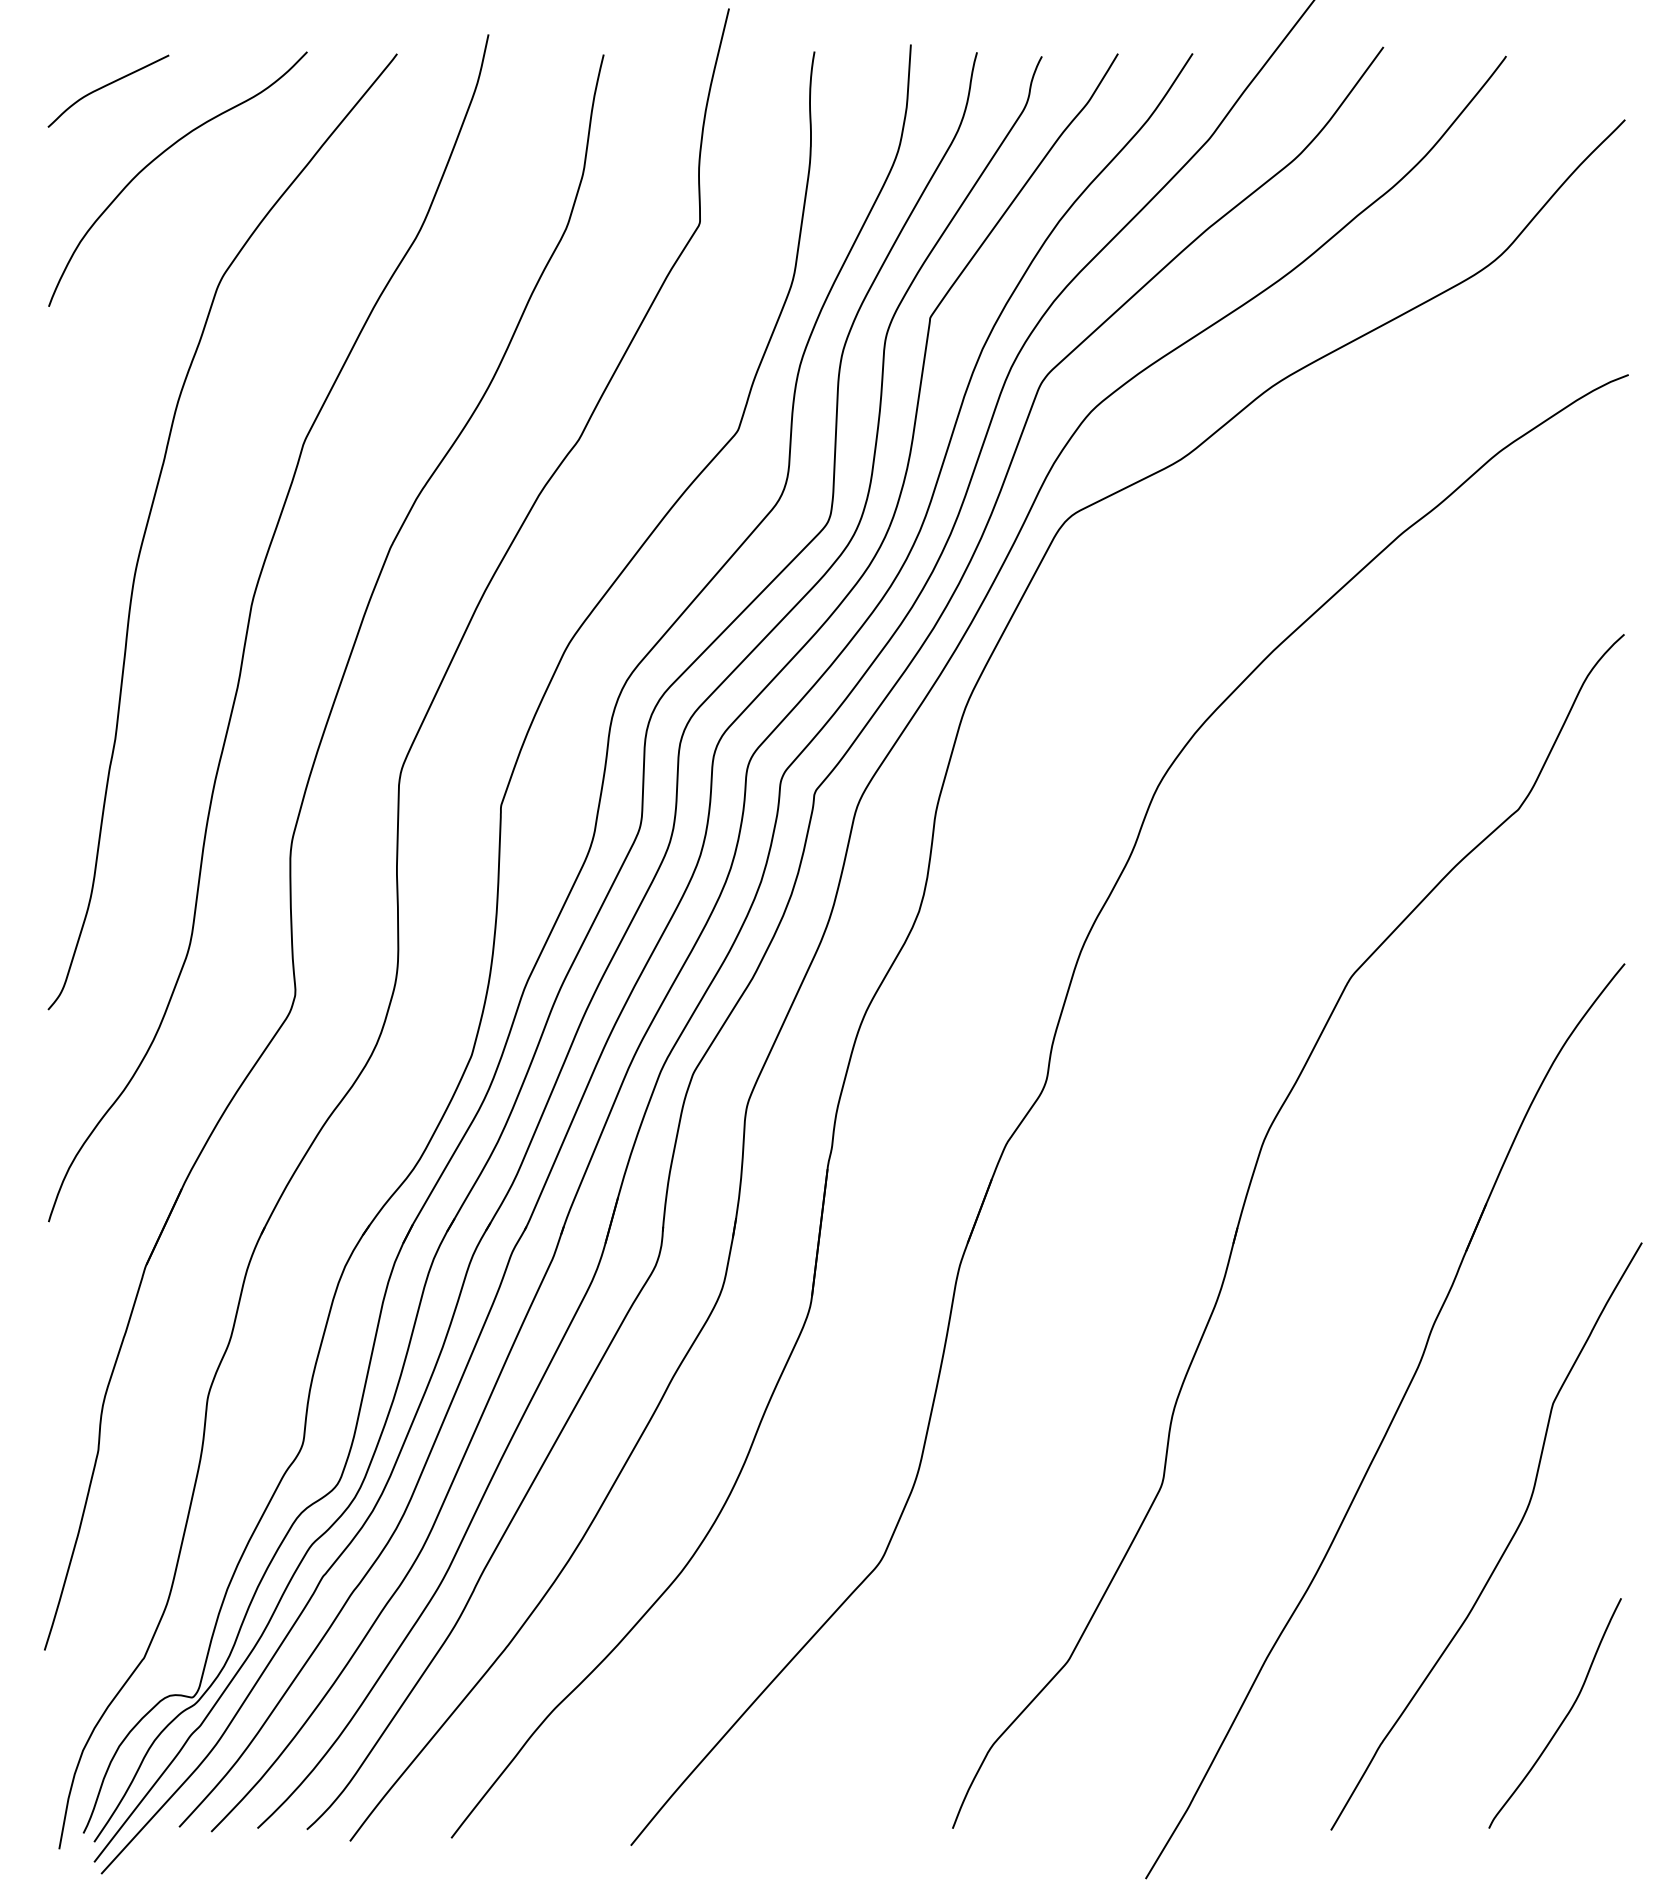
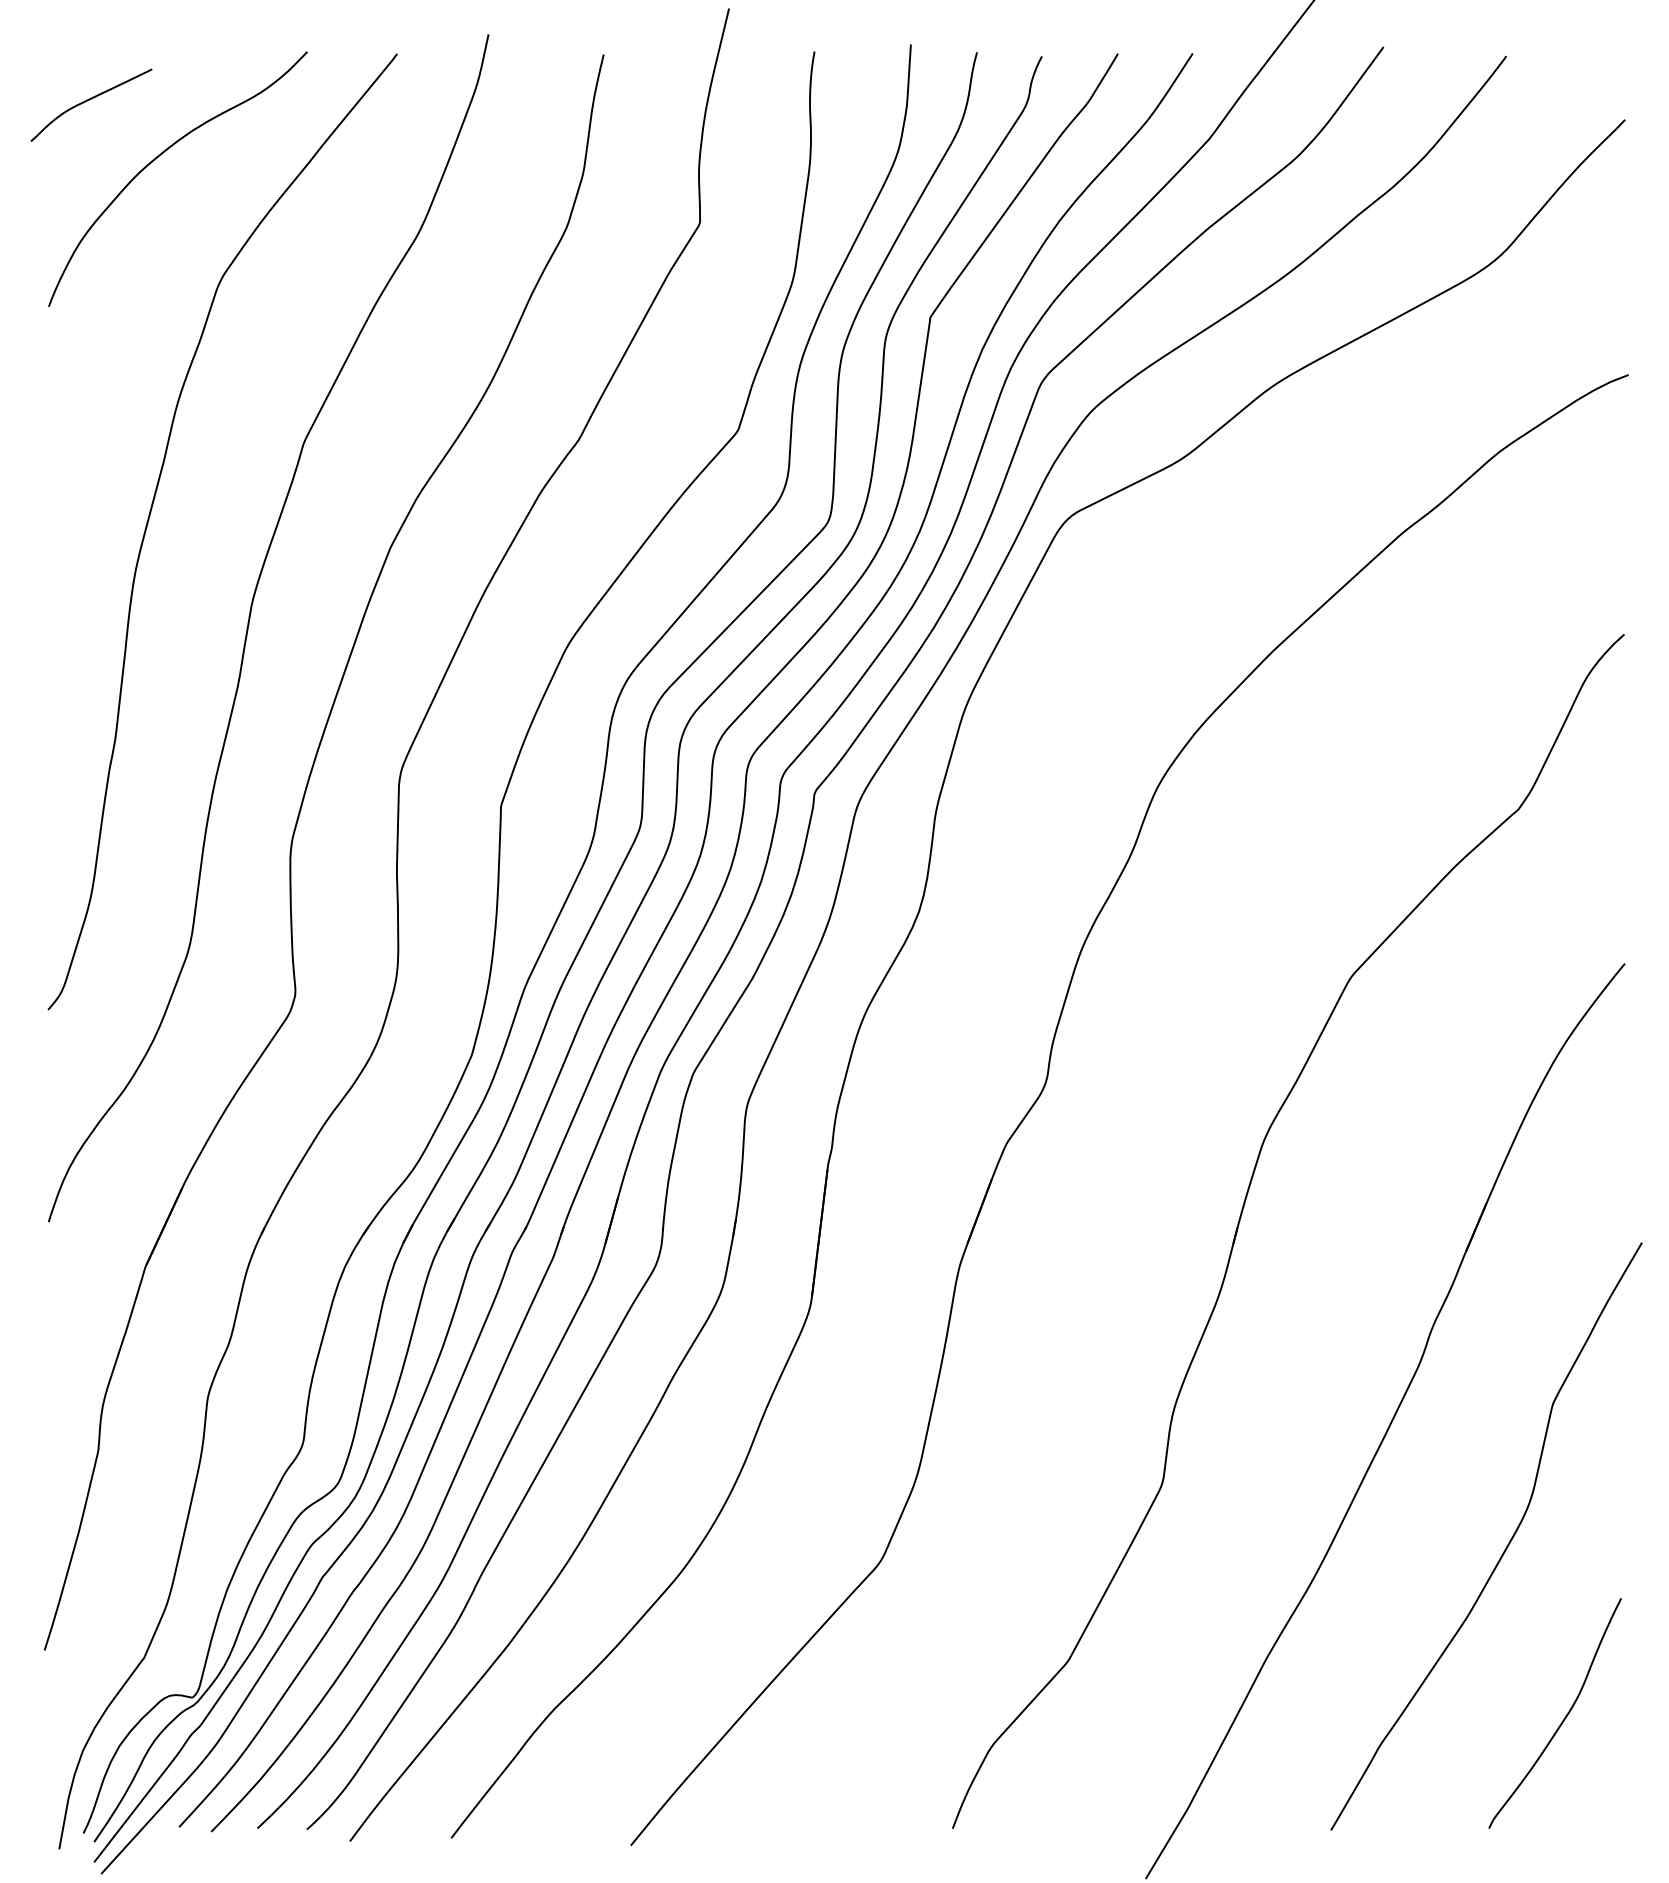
curve position: (106, 86) -> (89, 100) (89, 100)
